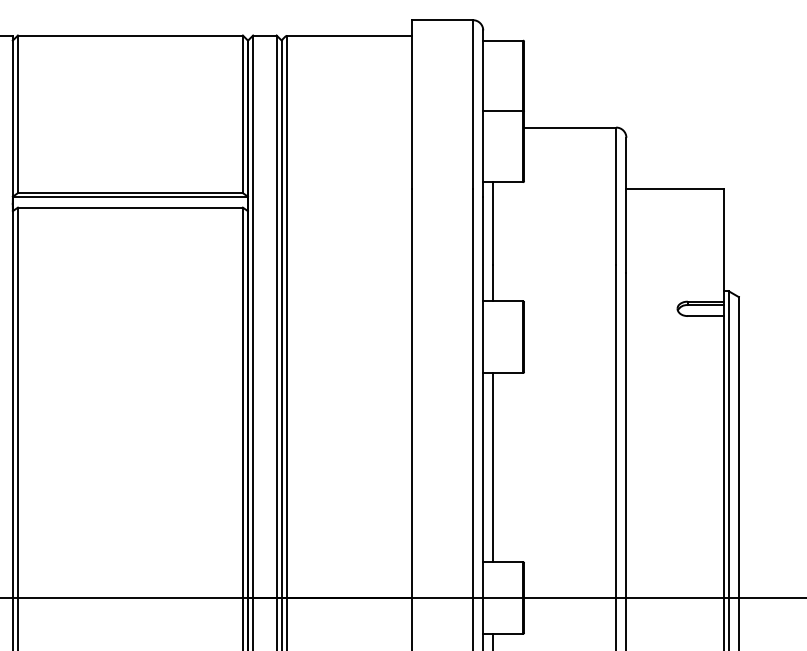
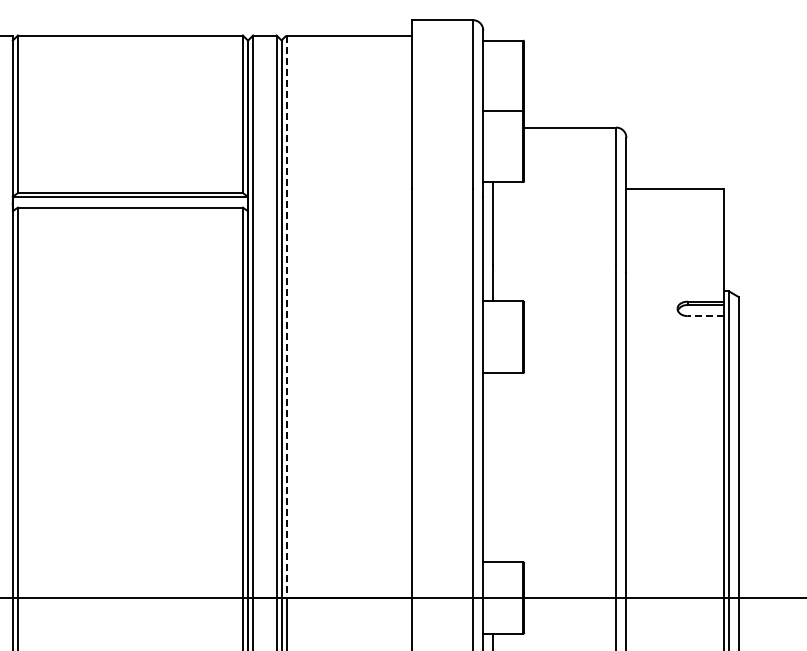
line: solid -> dashed (705, 316)
line: solid -> dashed (286, 317)
line: present -> none (493, 467)
